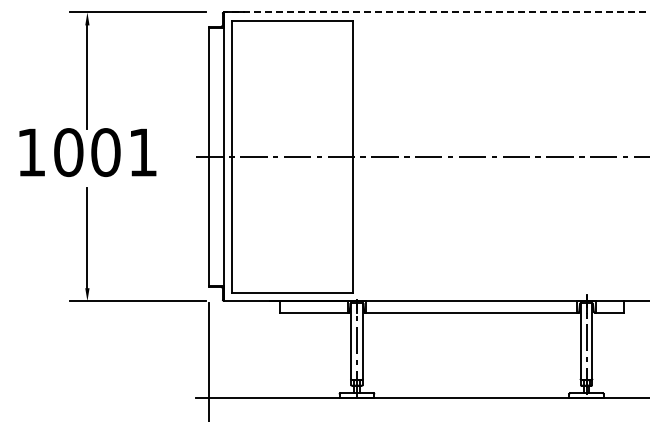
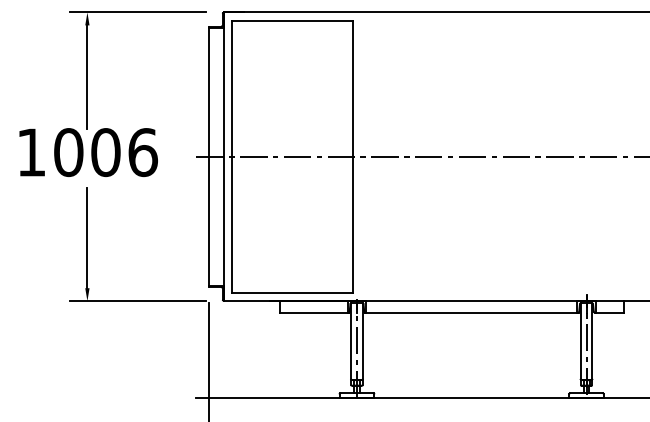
line: dashed -> solid (436, 12)
text: 1001 -> 1006 (142, 152)
